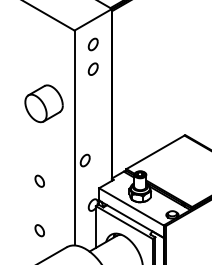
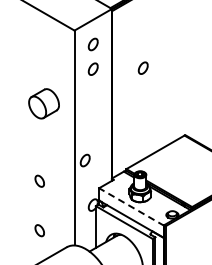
part: none -> present (142, 67)
part size: 40x40 px -> 32x32 px (43, 103)
line: solid -> dashed (131, 207)
